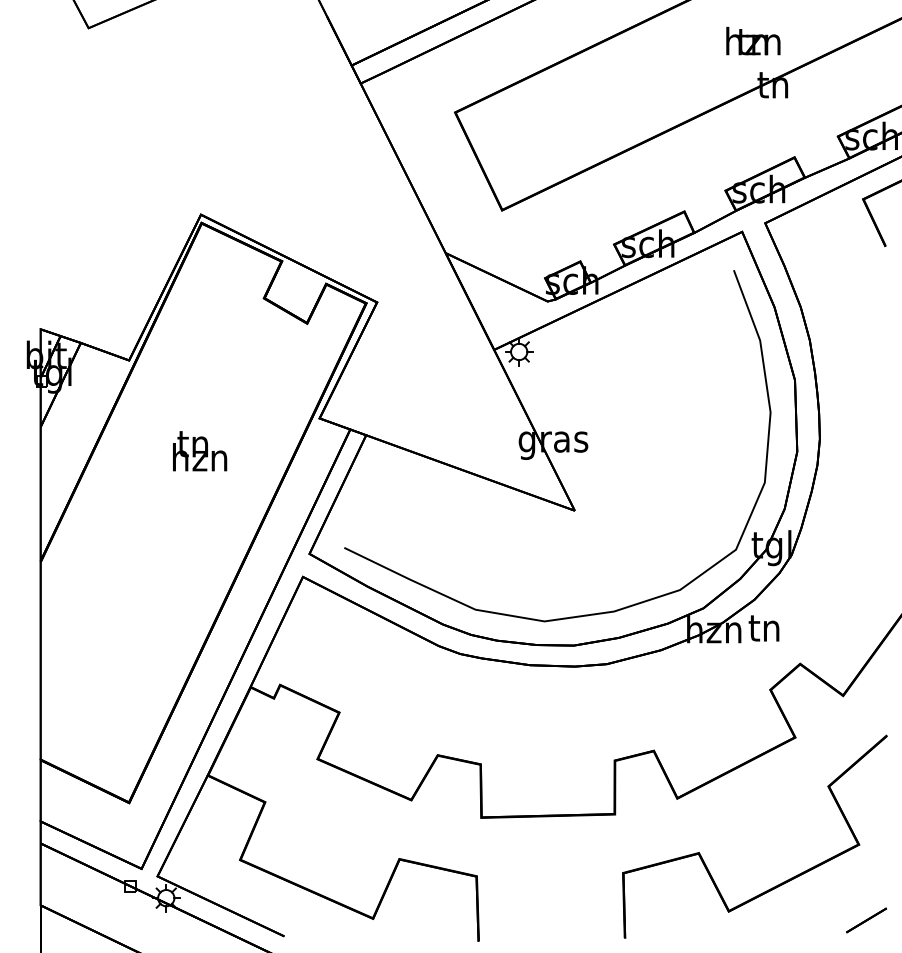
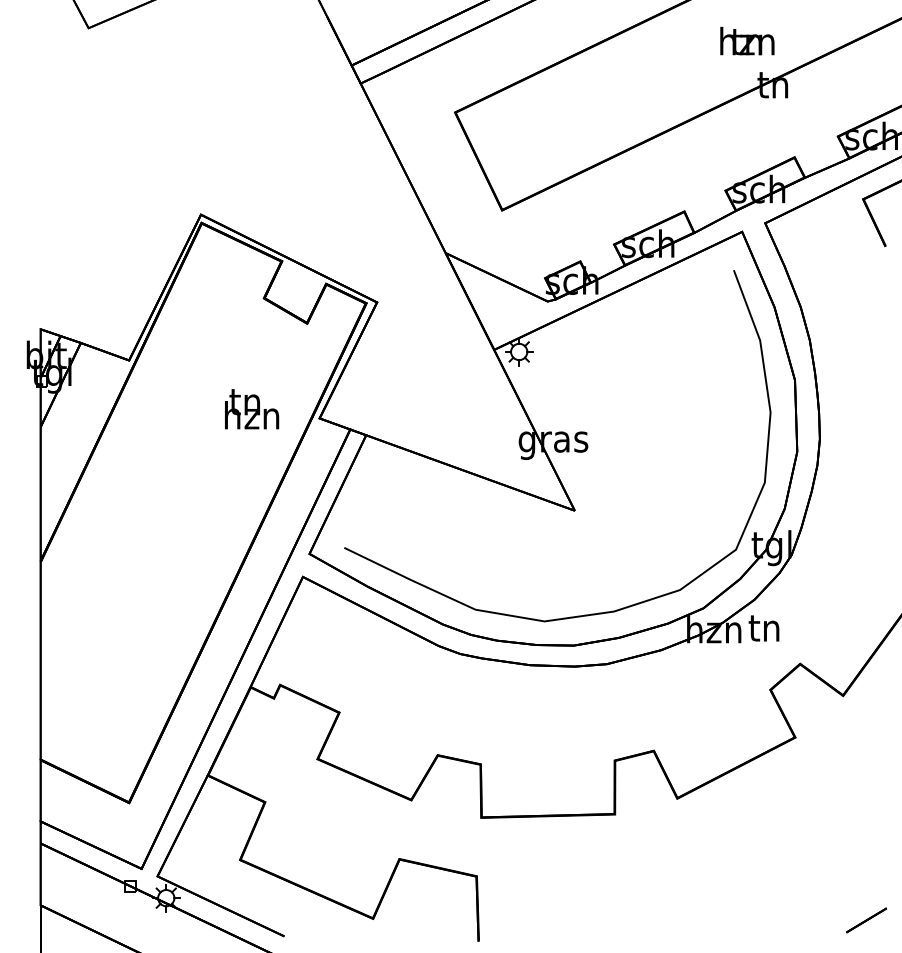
text position: (753, 40) -> (747, 40) (747, 40)
text position: (200, 451) -> (252, 409) (252, 409)
part: present -> none (781, 882)
